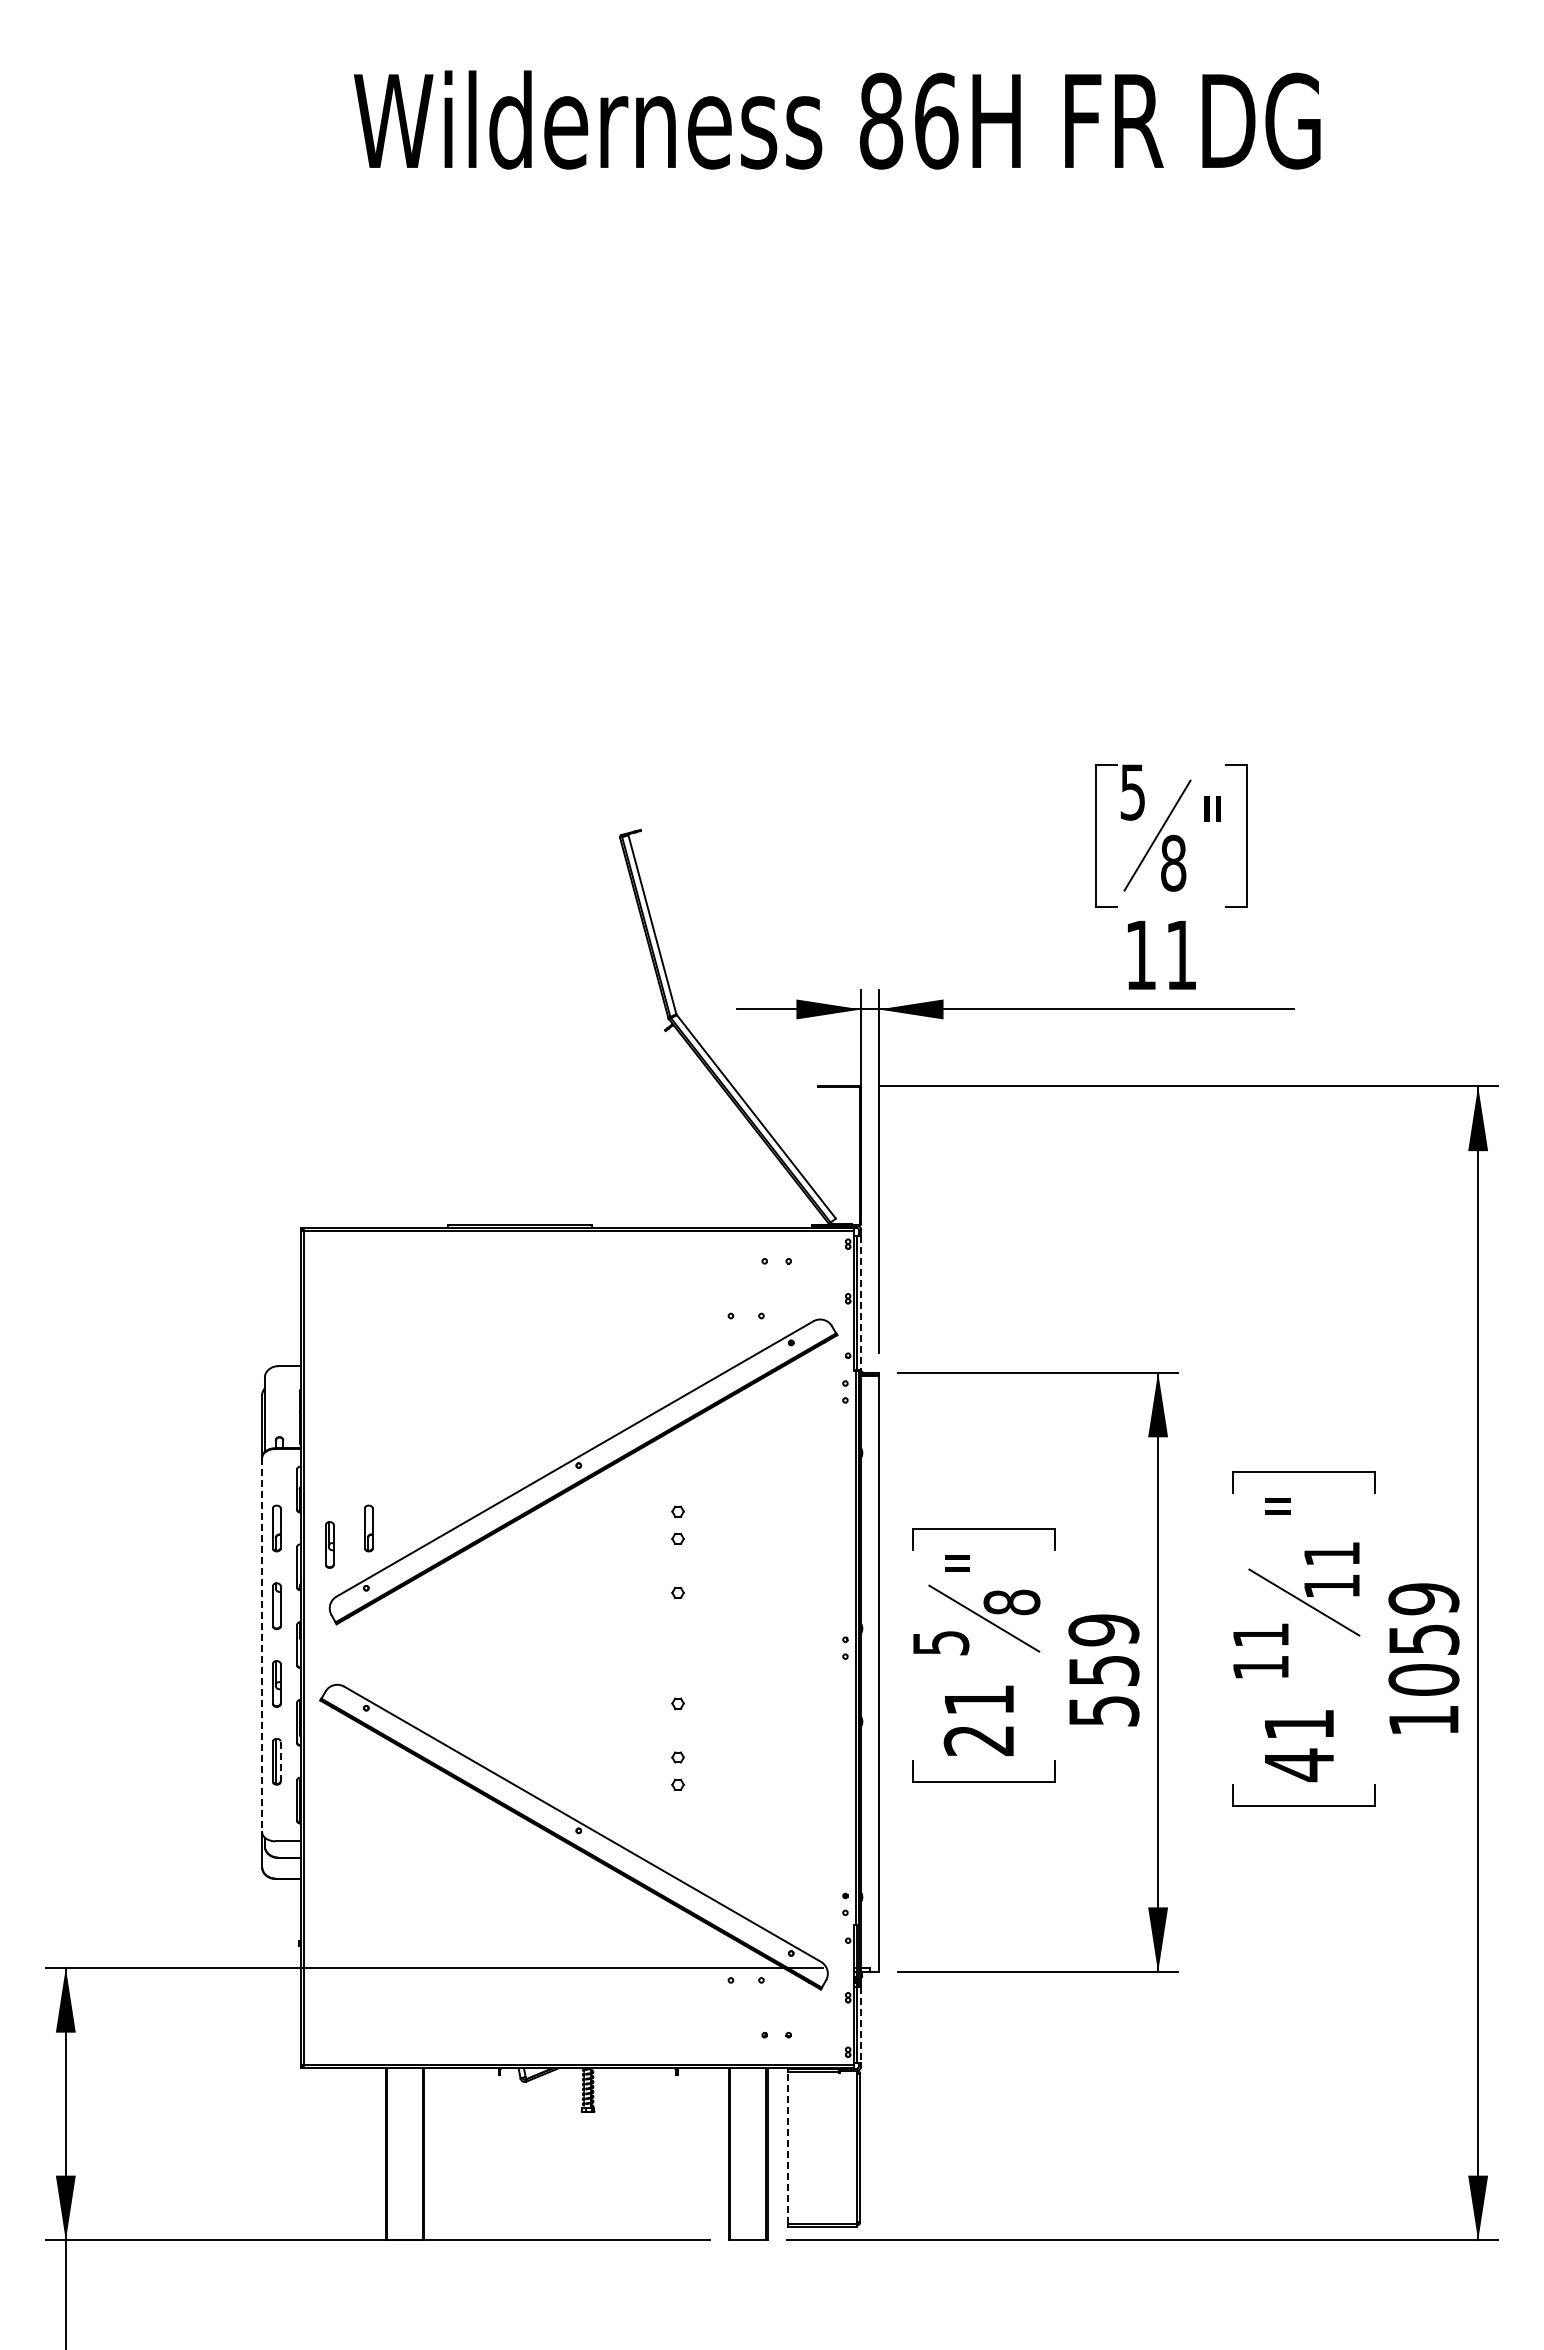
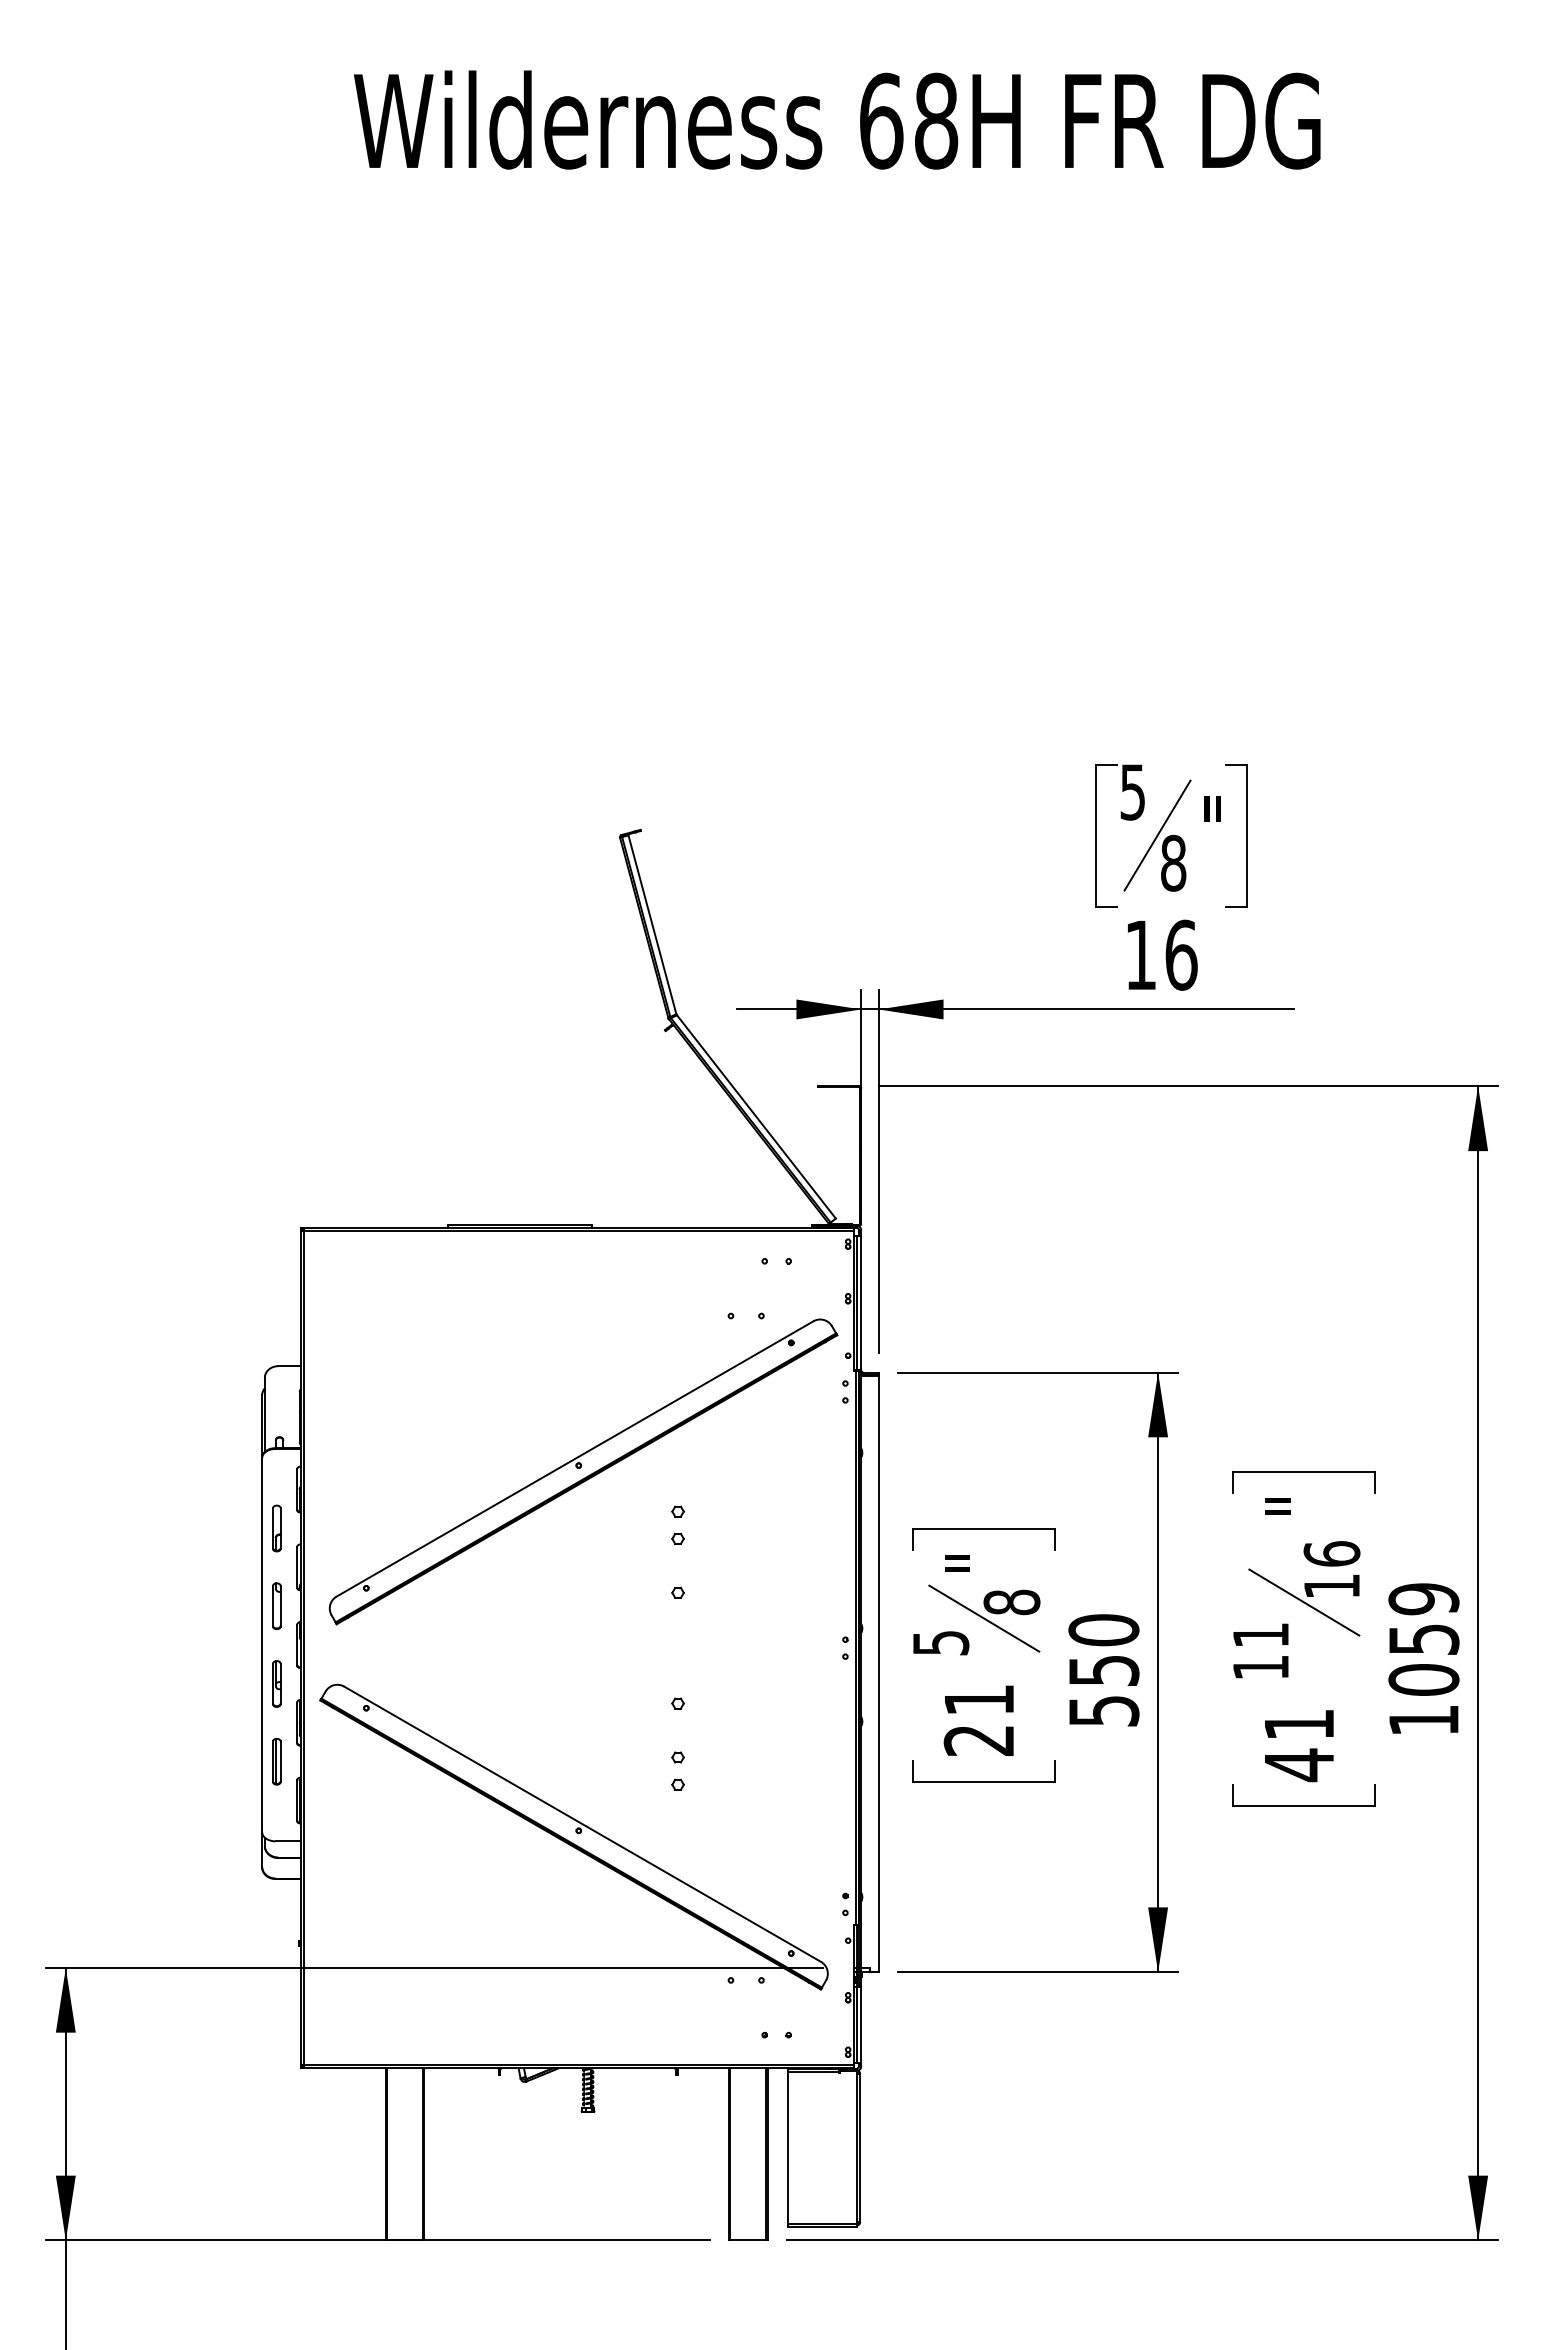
text: 86H -> 68H (908, 120)
text: 11 -> 16 (1181, 954)
line: dashed -> solid (861, 1303)
part: present -> none (368, 1528)
part: present -> none (329, 1544)
text: 11 -> 16 (1331, 1553)
text: 559 -> 550 (1103, 1630)
line: dashed -> solid (262, 1645)
line: dashed -> solid (280, 1761)
line: dashed -> solid (861, 2025)
line: dashed -> solid (788, 2147)
